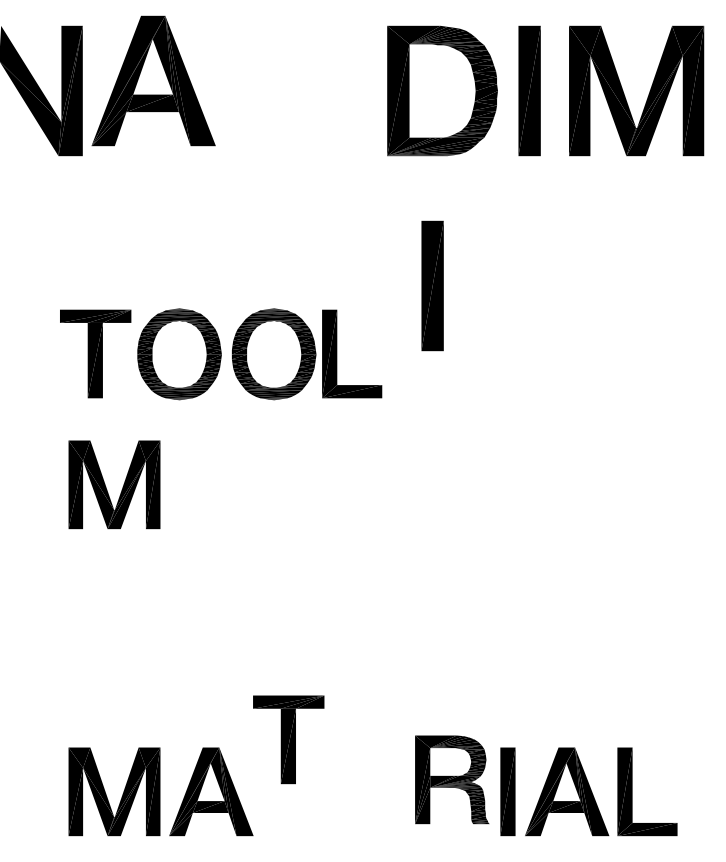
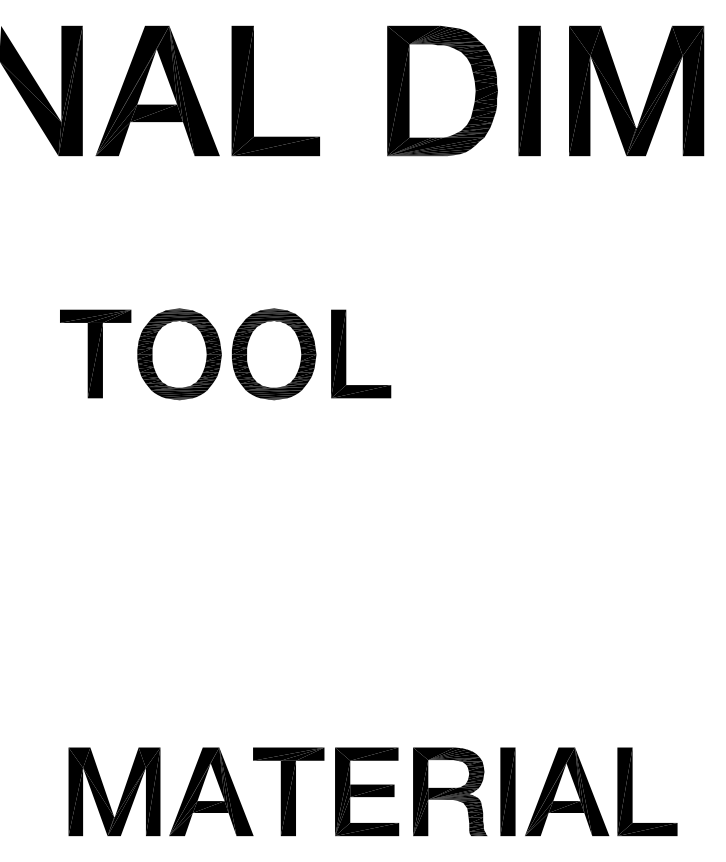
part position: (153, 80) -> (157, 90) (157, 90)
part: none -> present (253, 90)
part: present -> none (432, 285)
part position: (337, 353) -> (346, 353) (346, 353)
part: present -> none (106, 486)
part position: (288, 739) -> (288, 791) (288, 791)
part position: (452, 779) -> (450, 791) (450, 791)
part: none -> present (367, 791)
